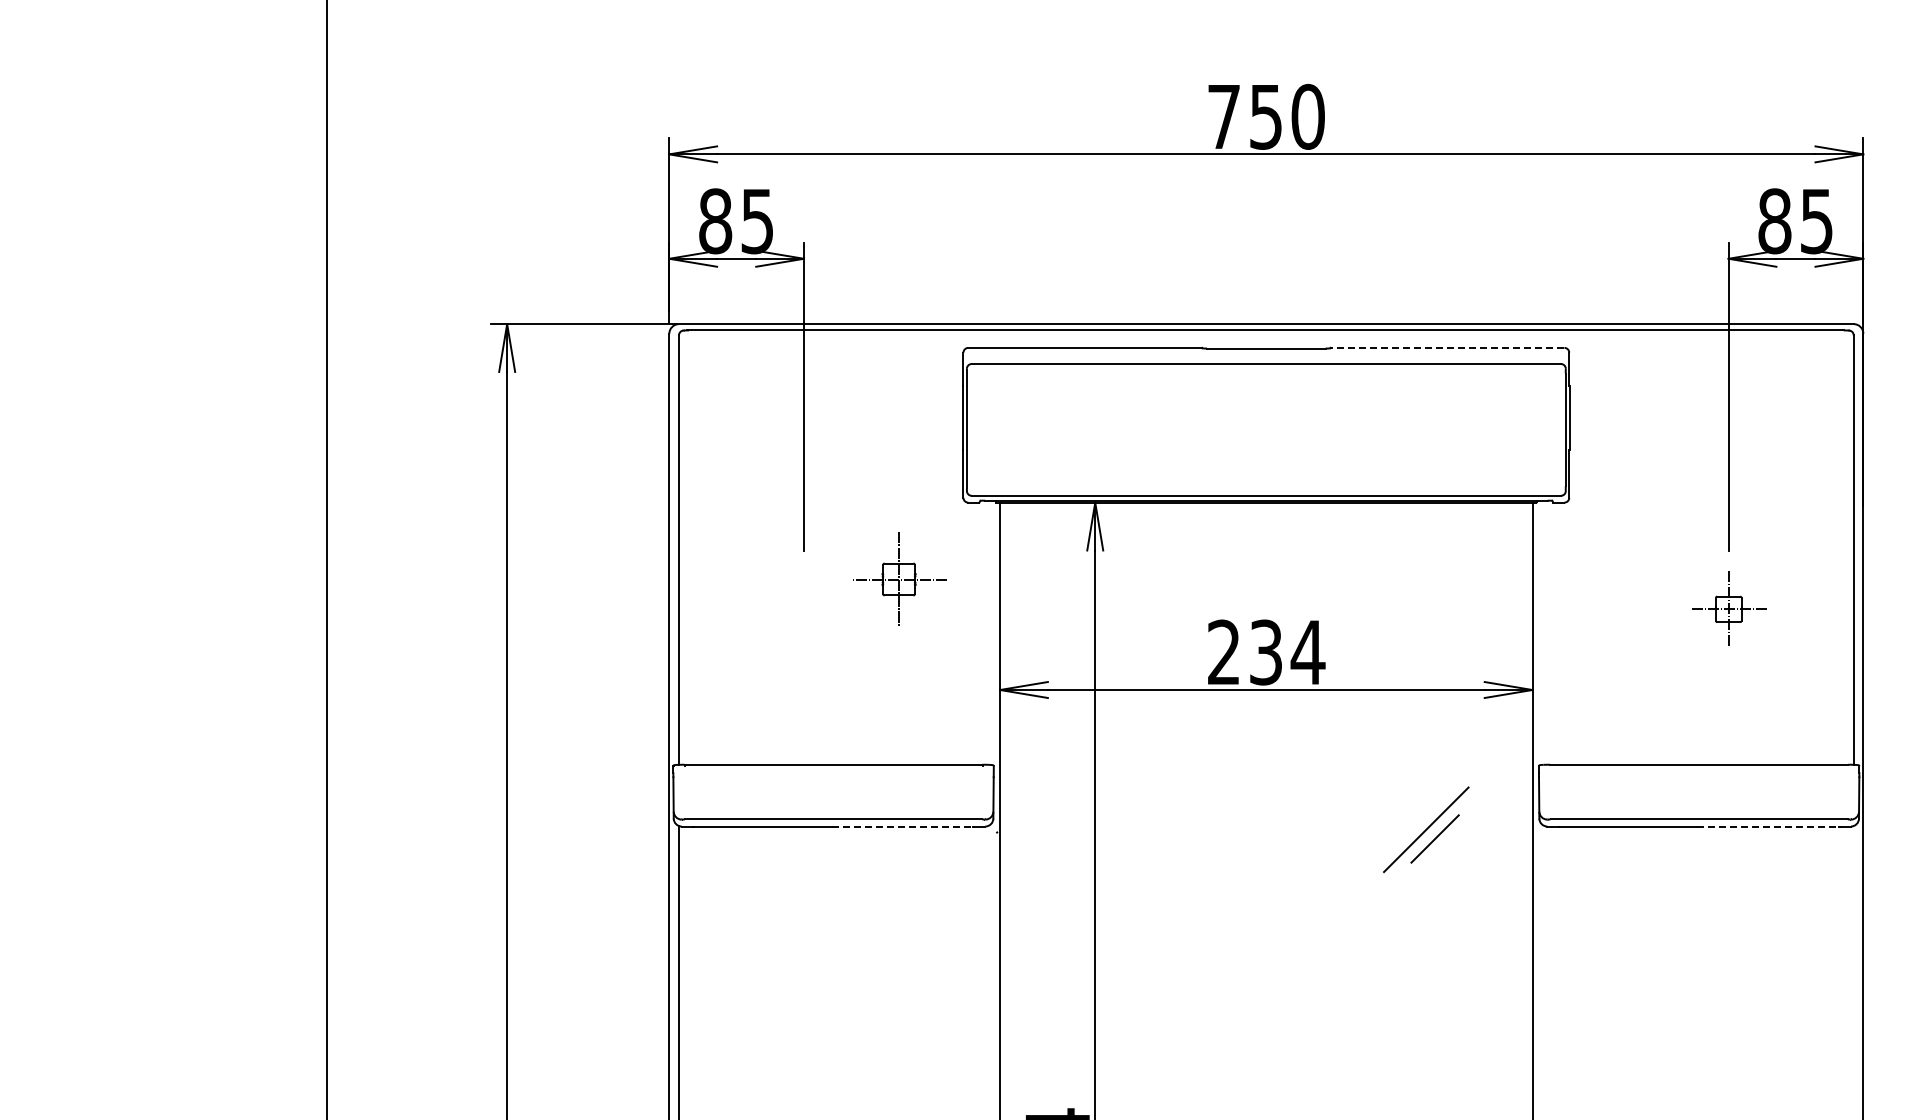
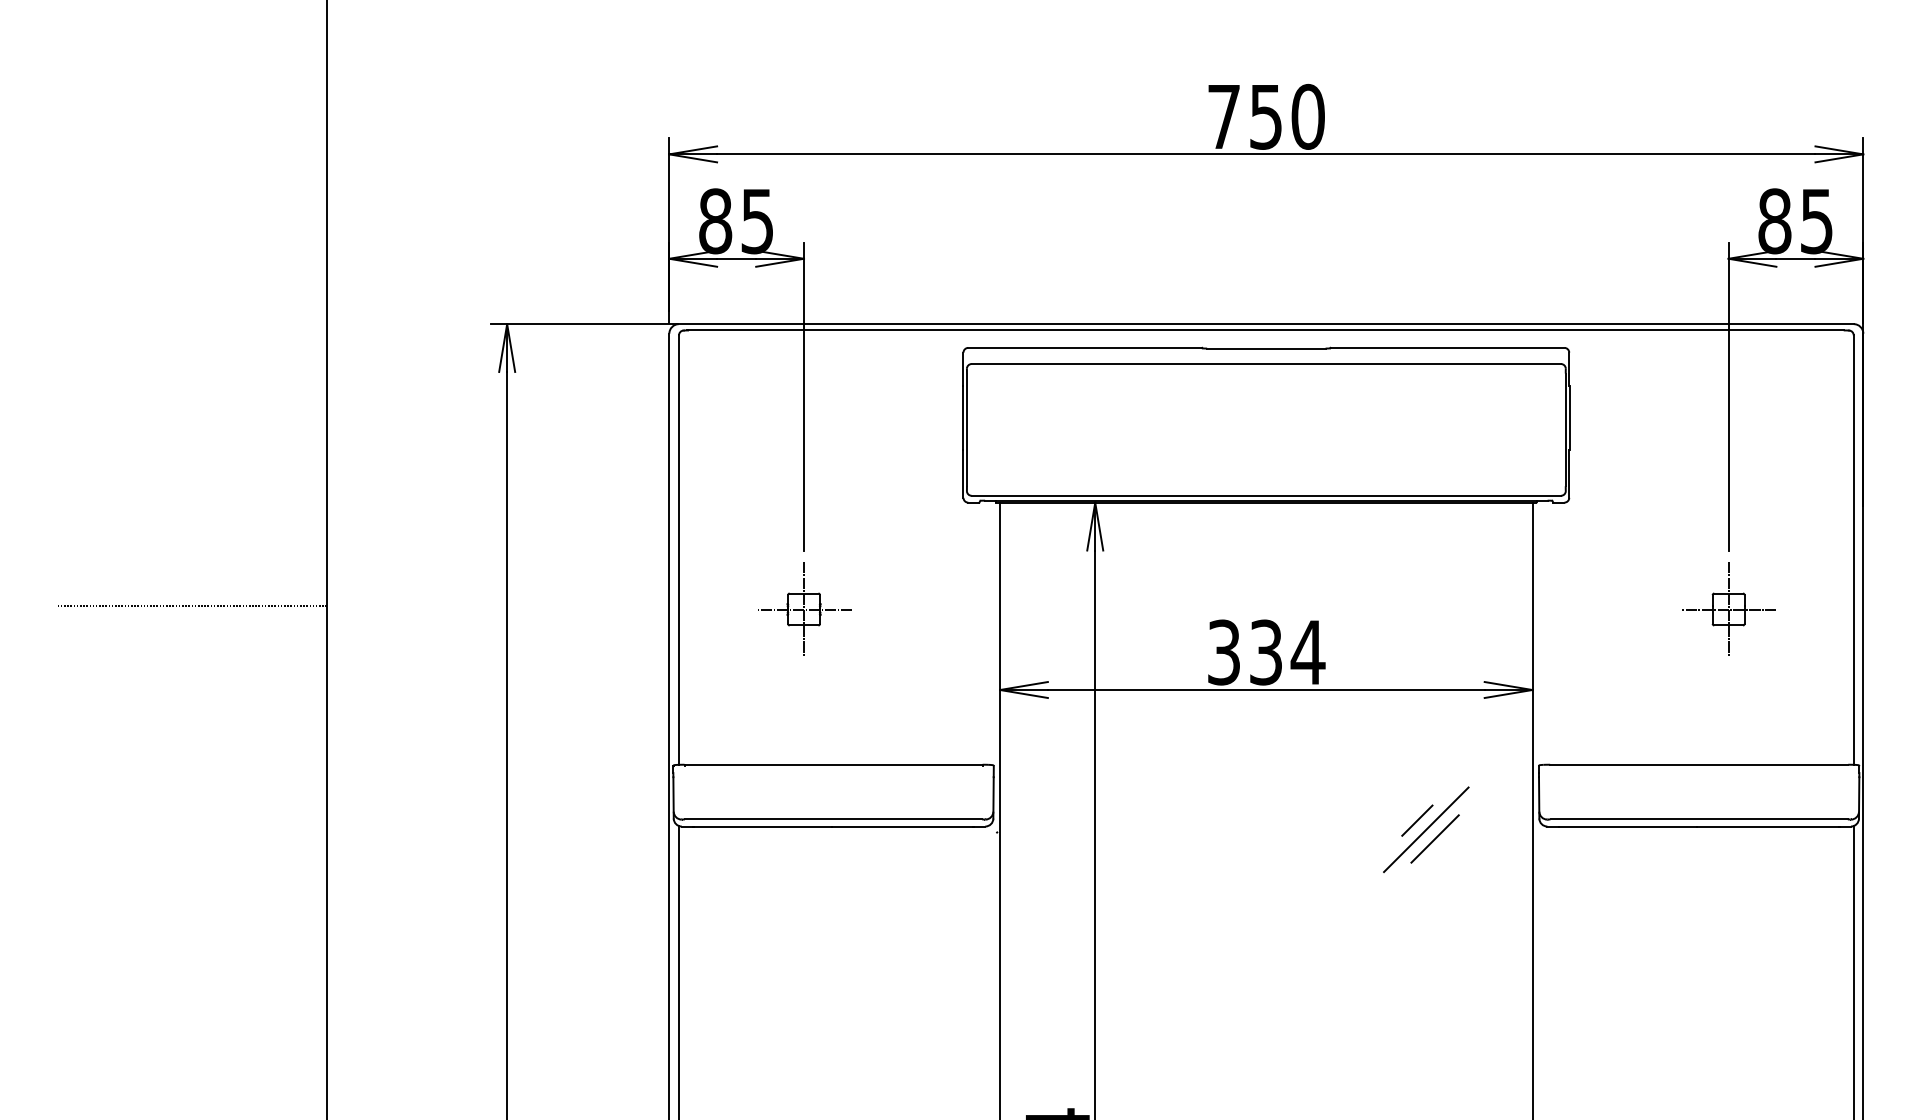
line: dashed -> solid (1447, 347)
part position: (899, 578) -> (804, 608) (804, 608)
line: none -> present (191, 606)
part size: 75x75 px -> 94x94 px (1728, 608)
text: 234 -> 334 (1223, 652)
line: none -> present (1417, 820)
line: dashed -> solid (902, 826)
line: dashed -> solid (1768, 826)
line: none -> present (1853, 971)
